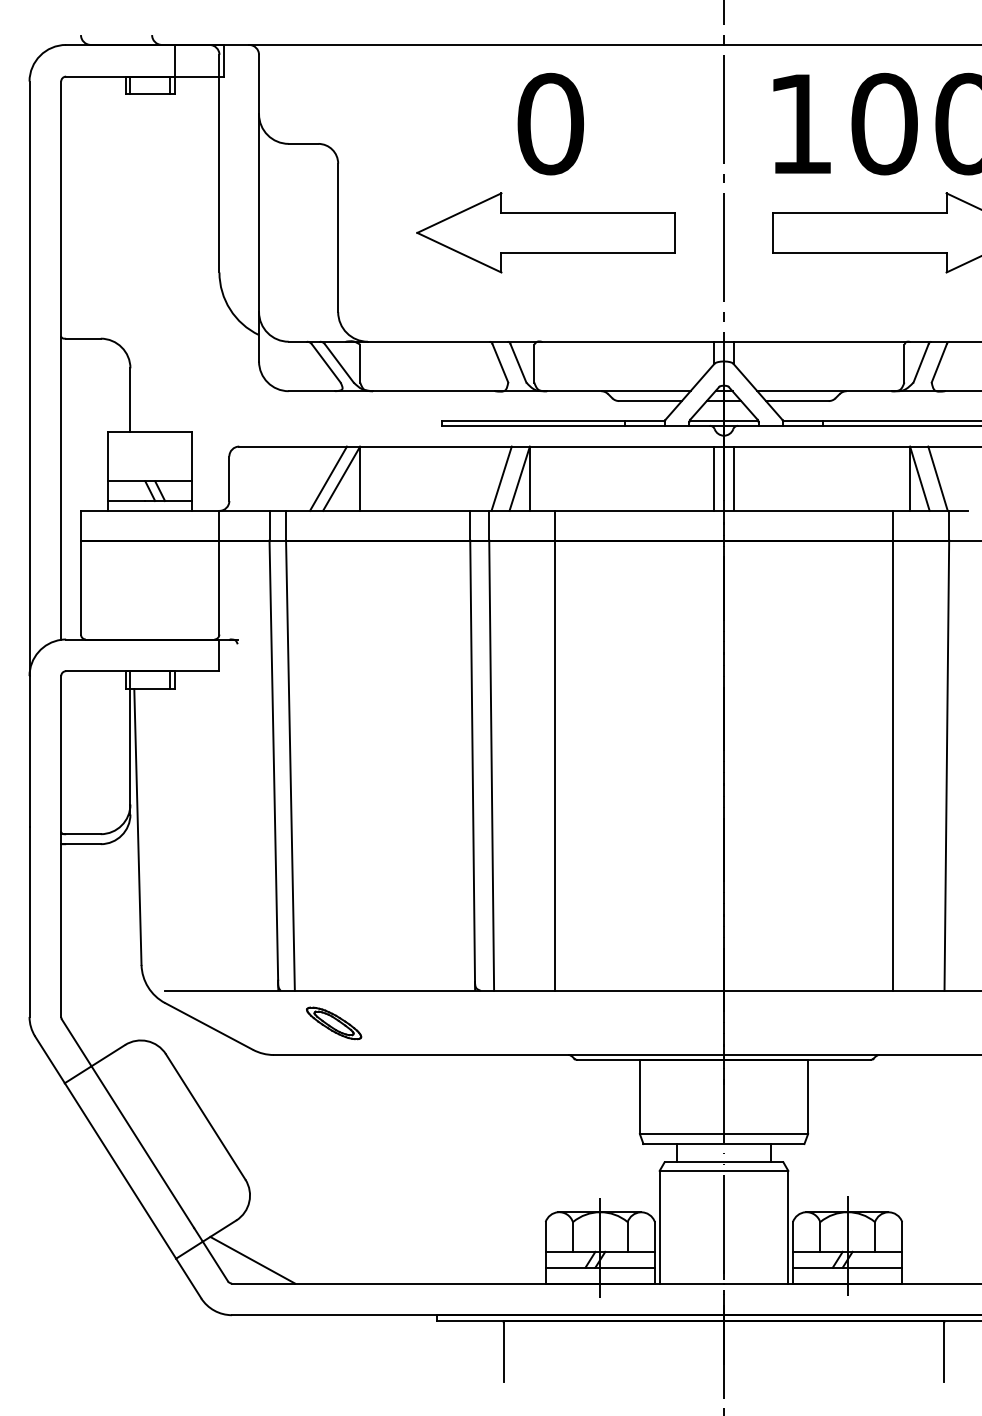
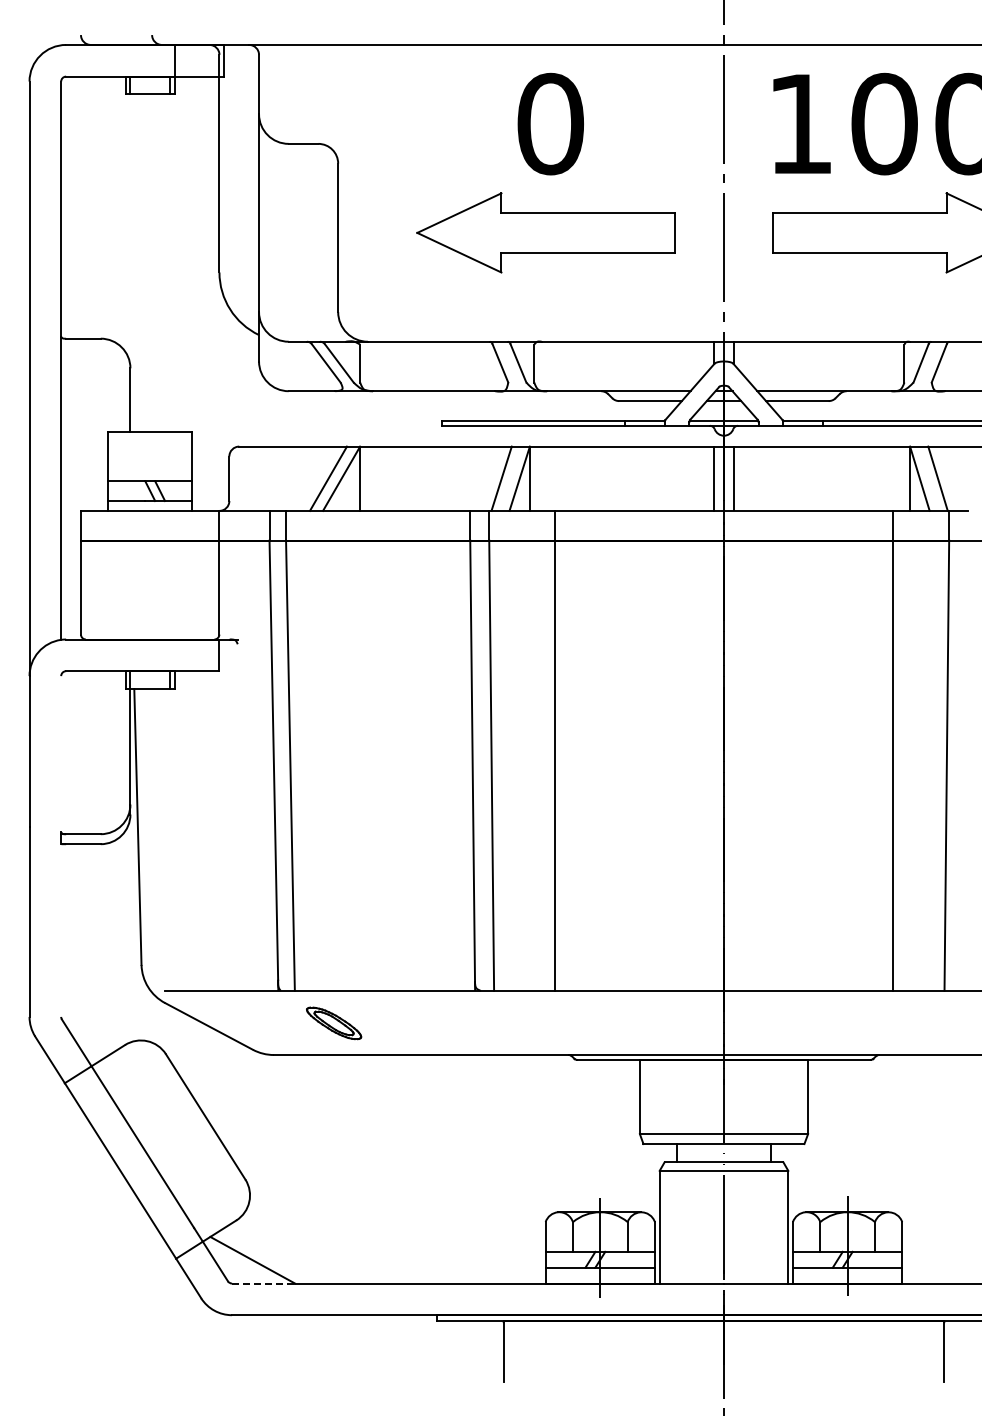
line: present -> none (61, 754)
line: present -> none (61, 930)
line: solid -> dashed (263, 1283)
